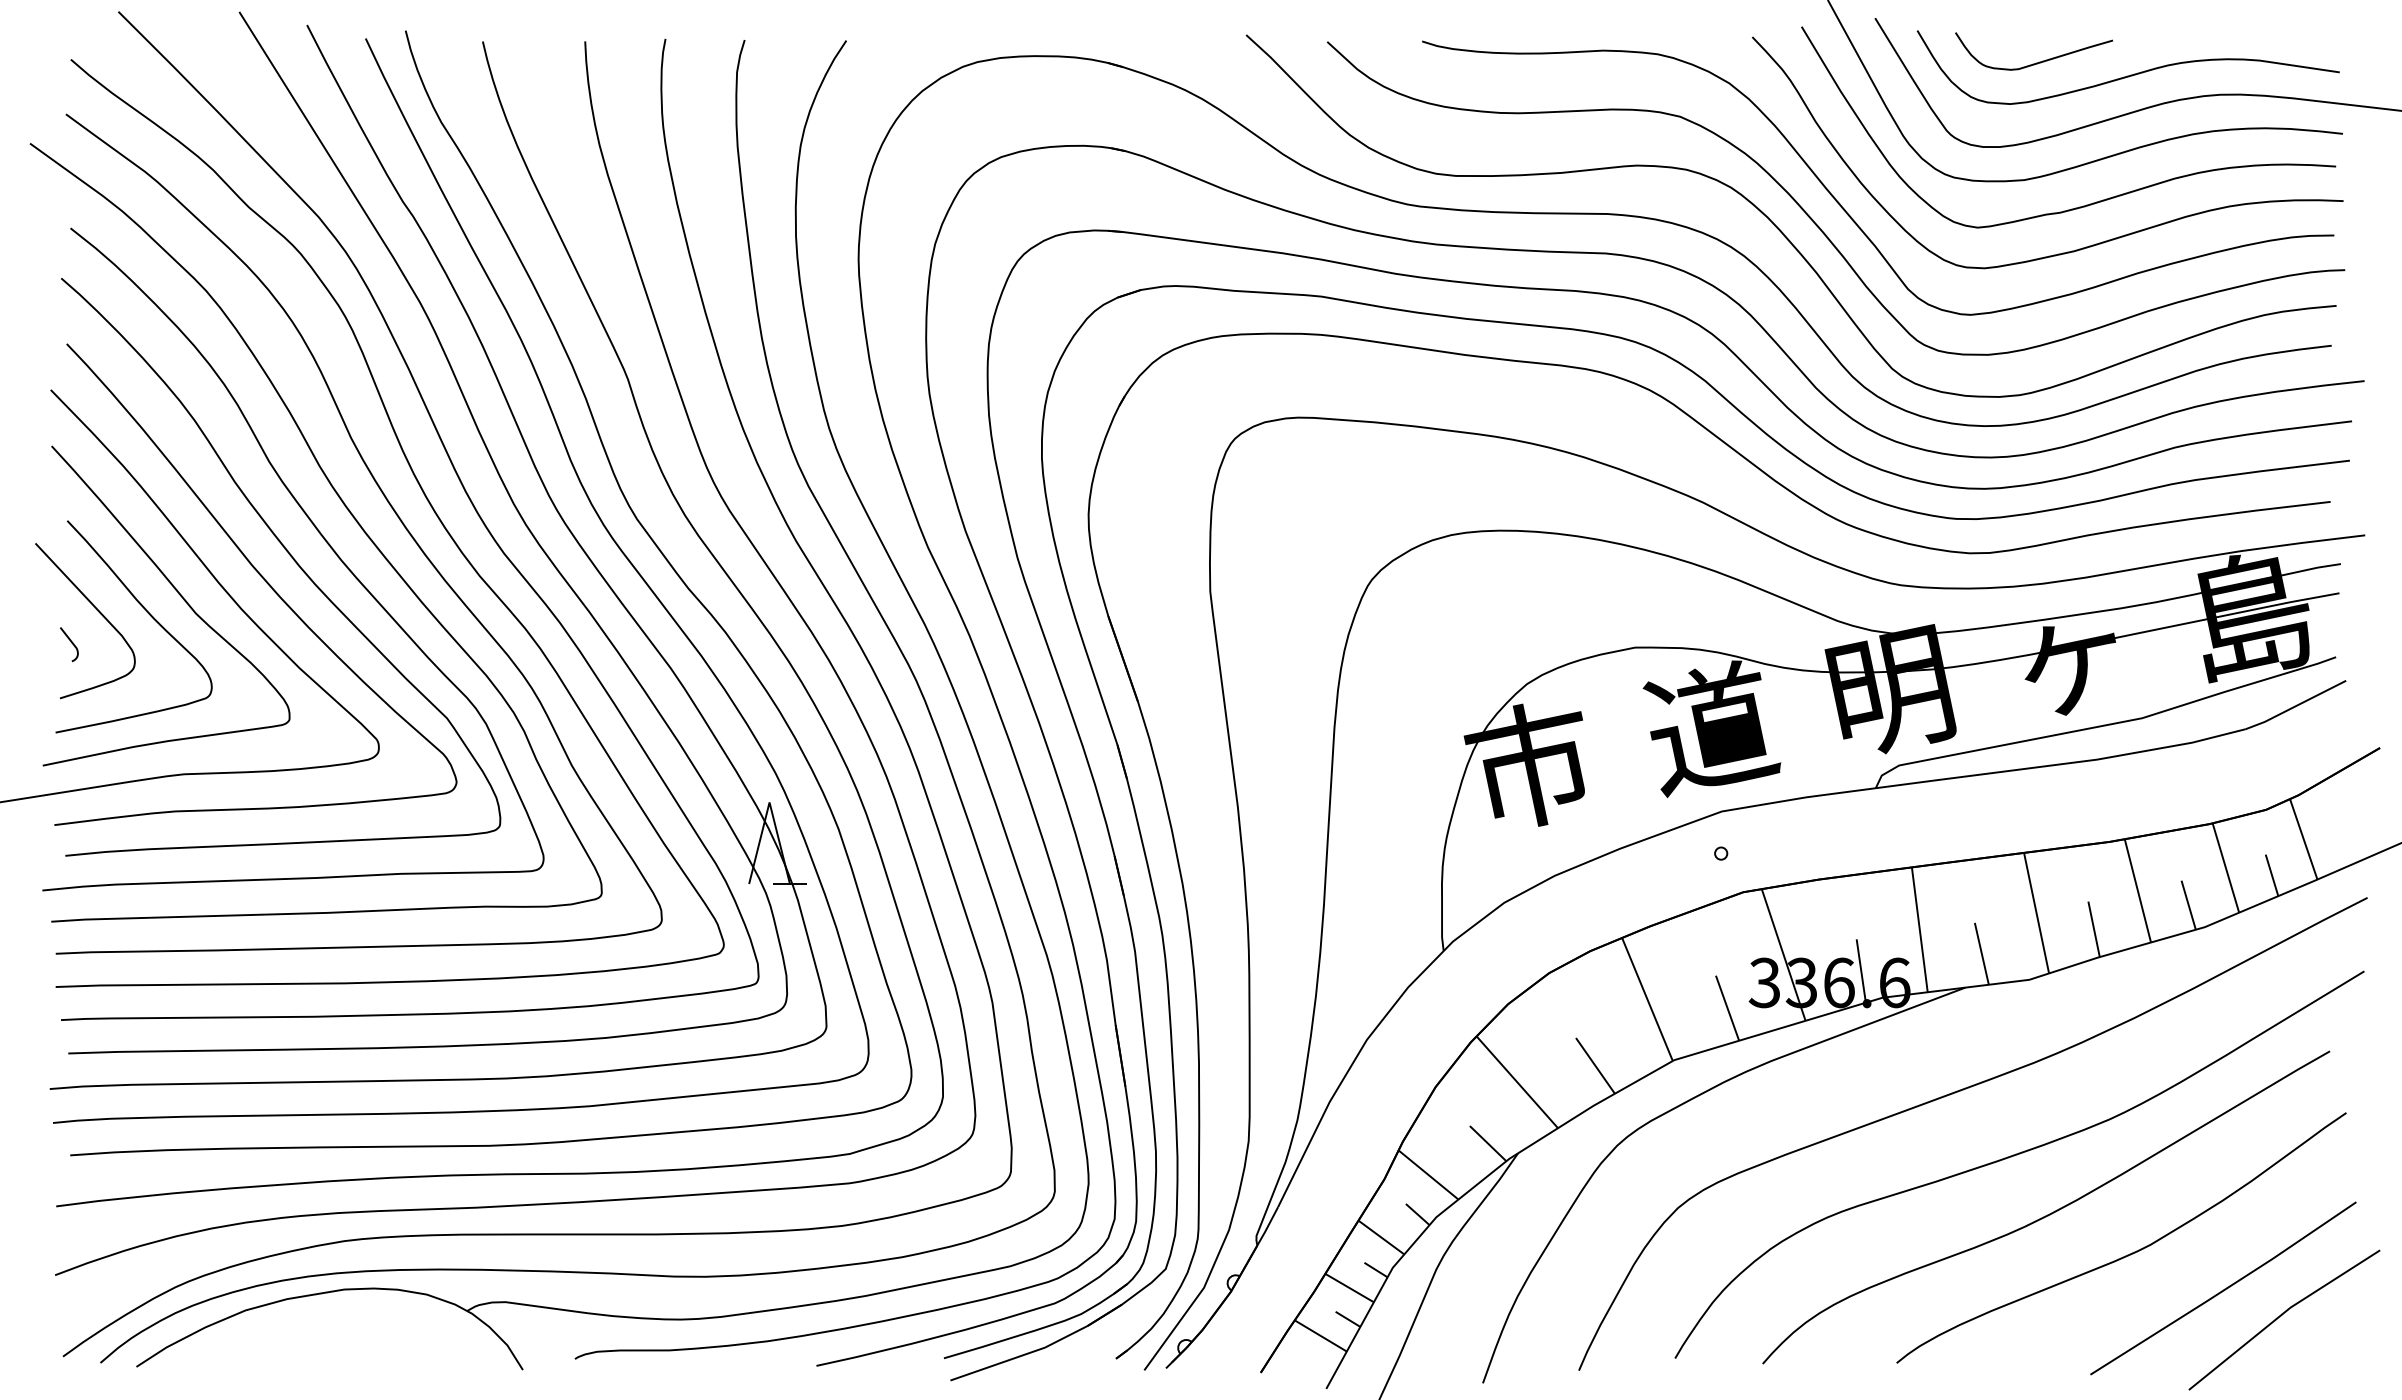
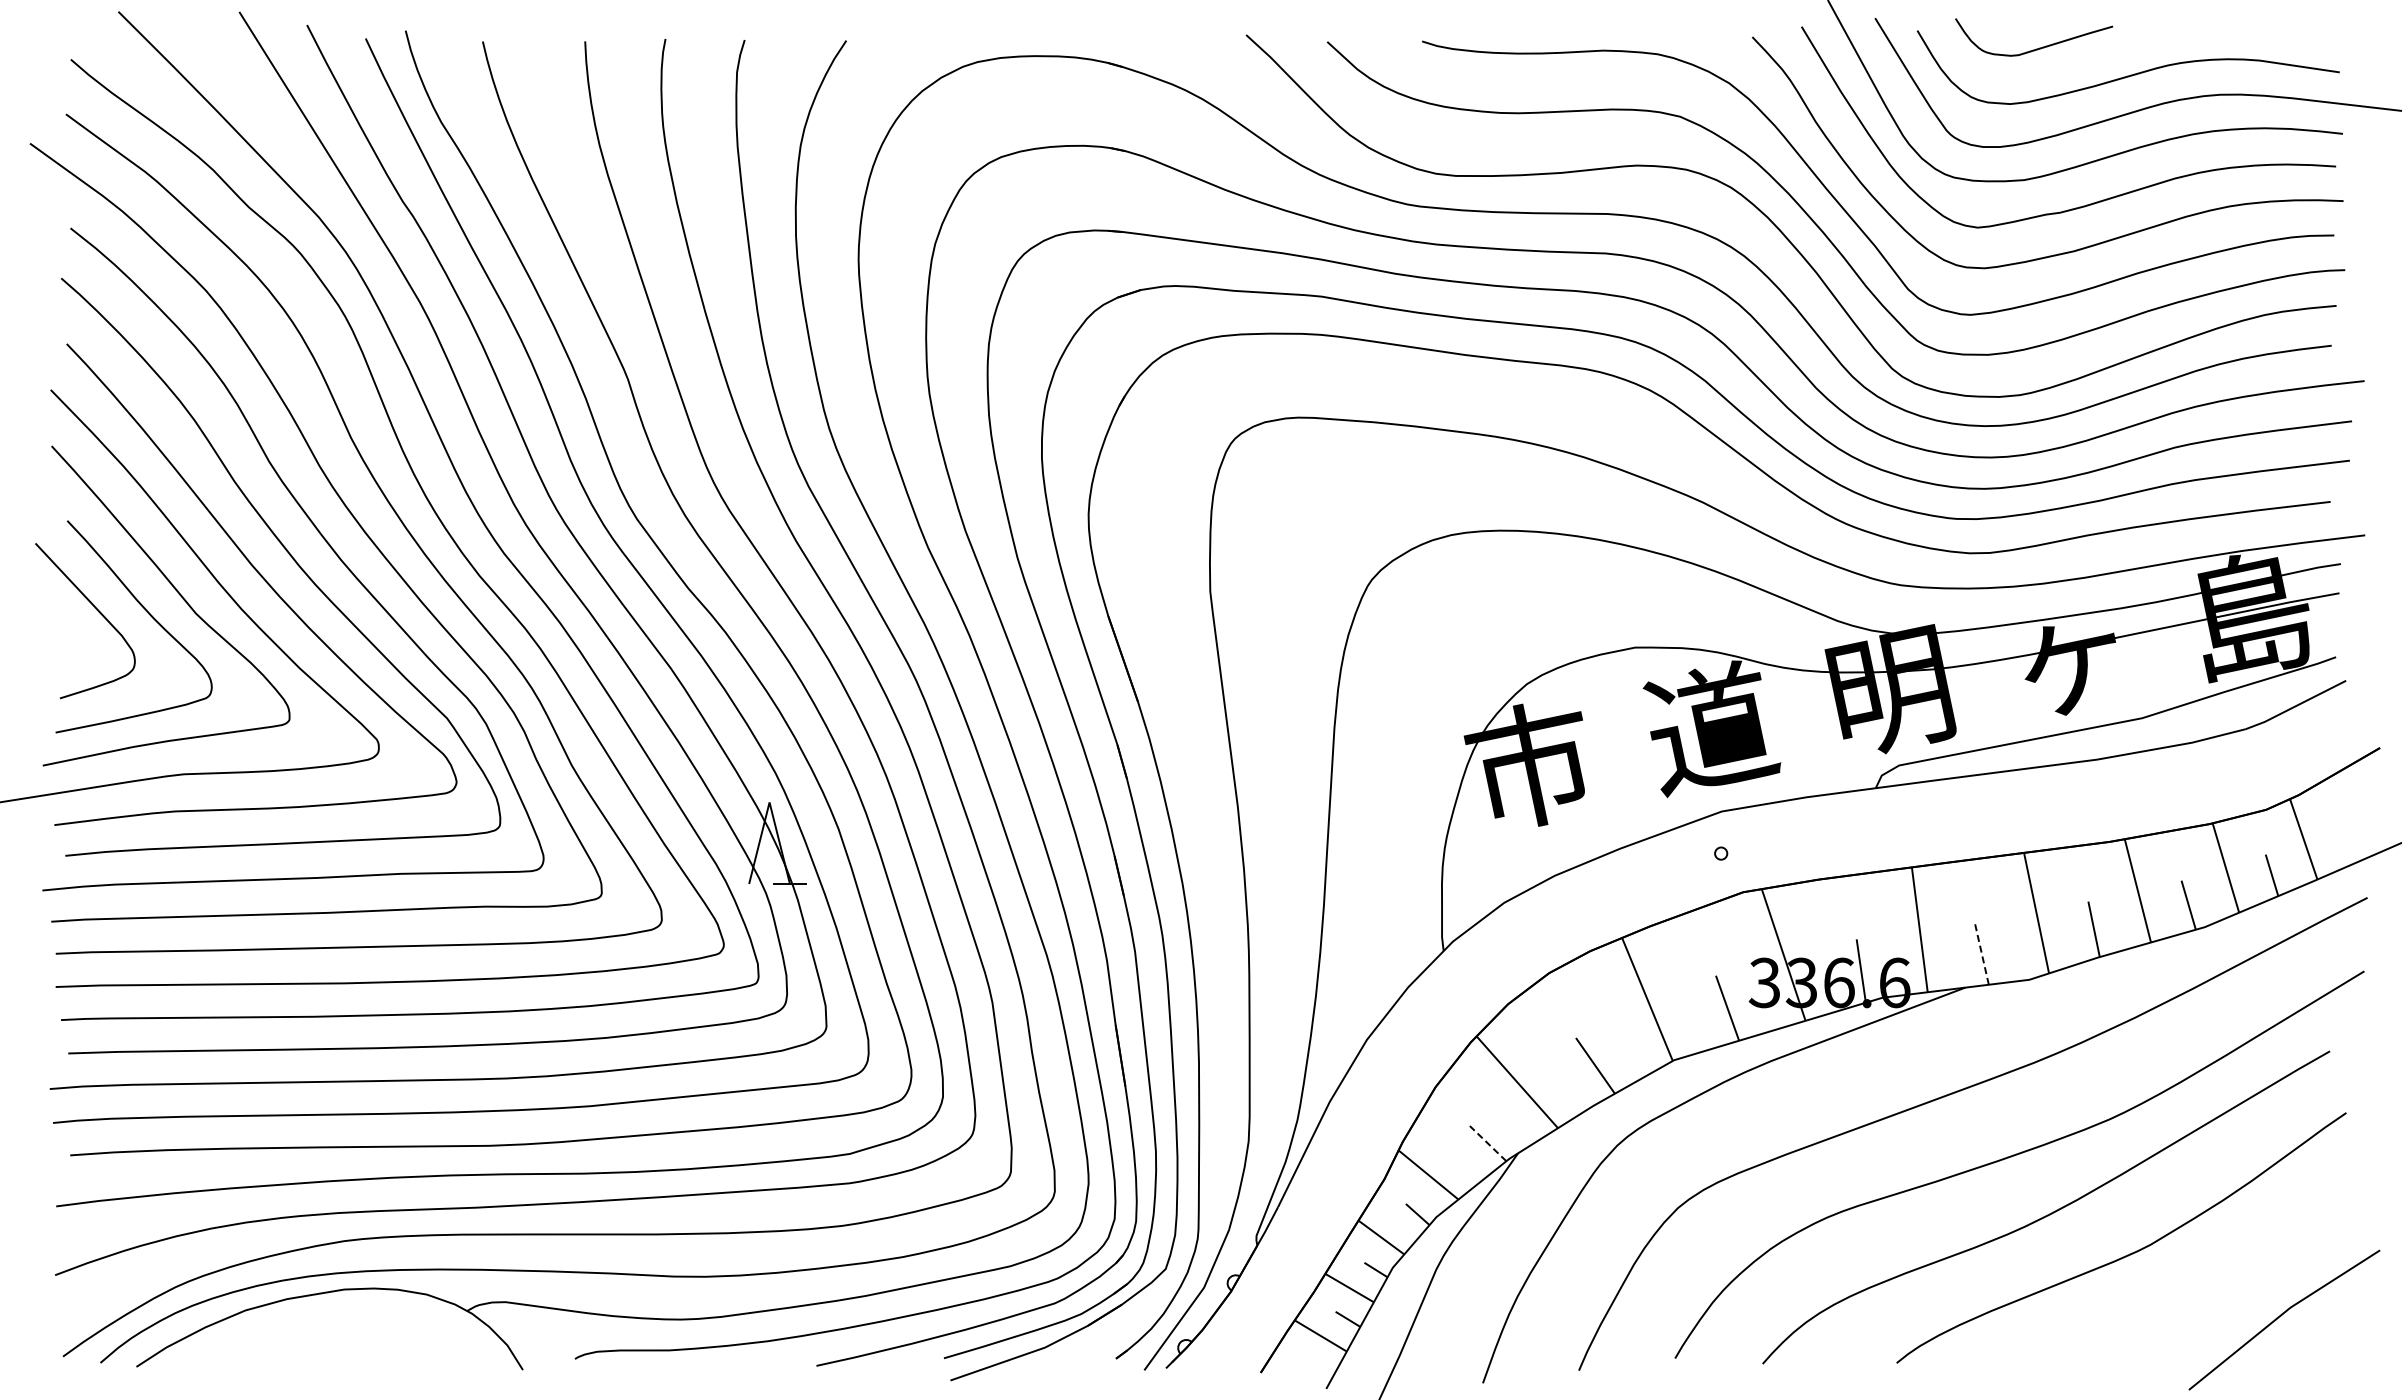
curve position: (2039, 61) -> (2039, 47) (2039, 47)
curve: present -> none (70, 642)
line: solid -> dashed (1981, 953)
line: solid -> dashed (1487, 1143)
line: present -> none (2224, 1288)
